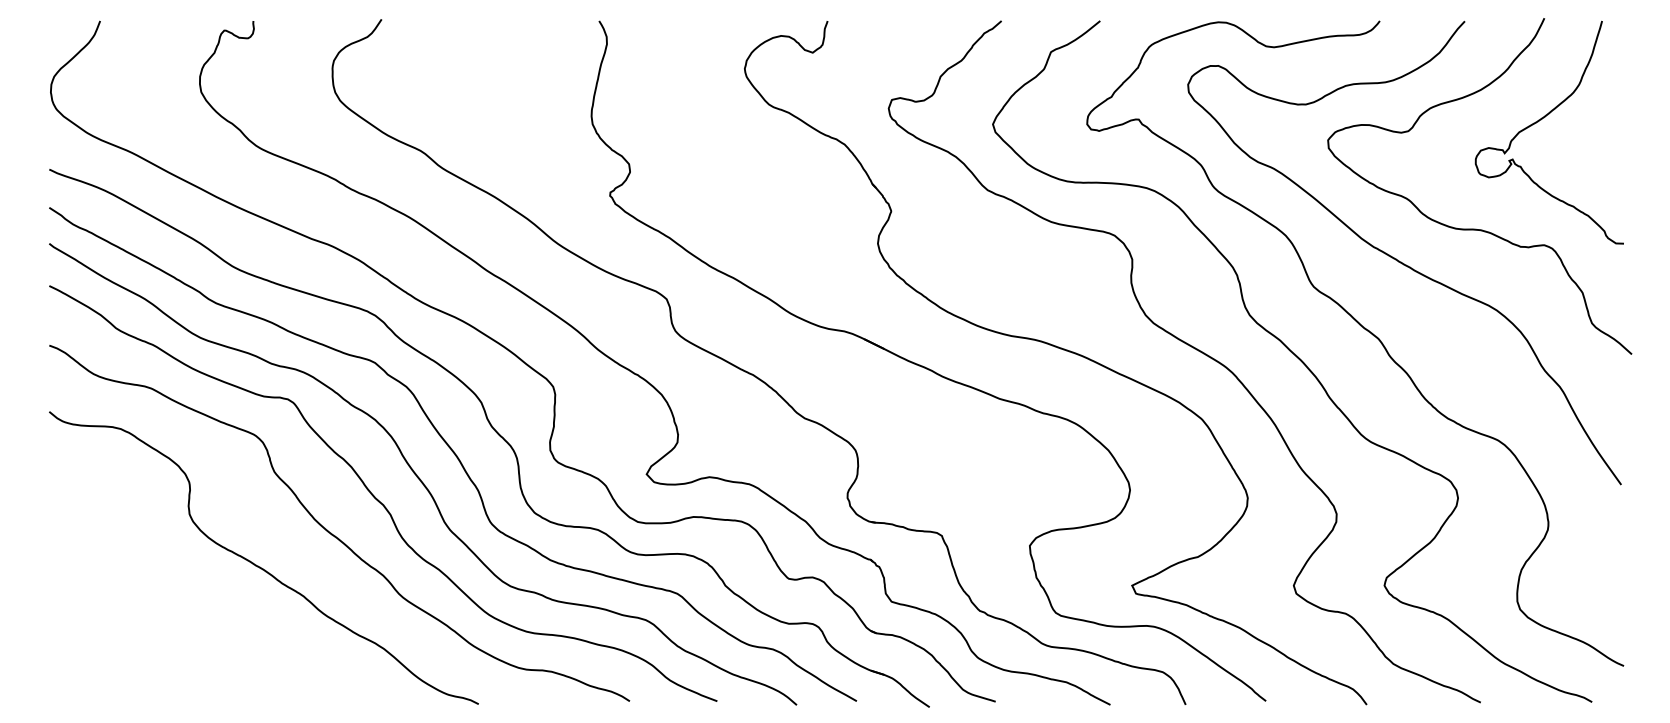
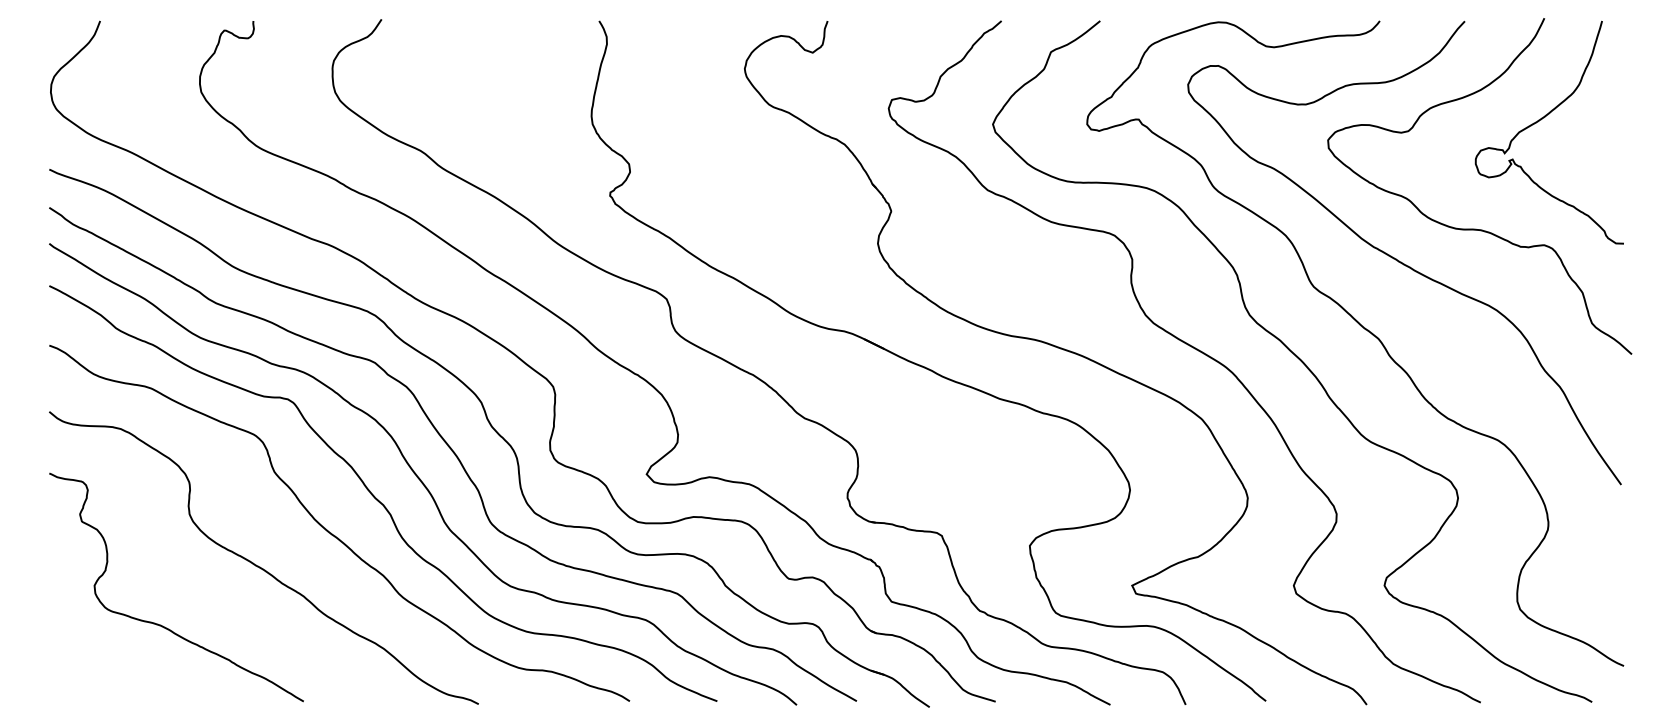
curve: none -> present (160, 624)
